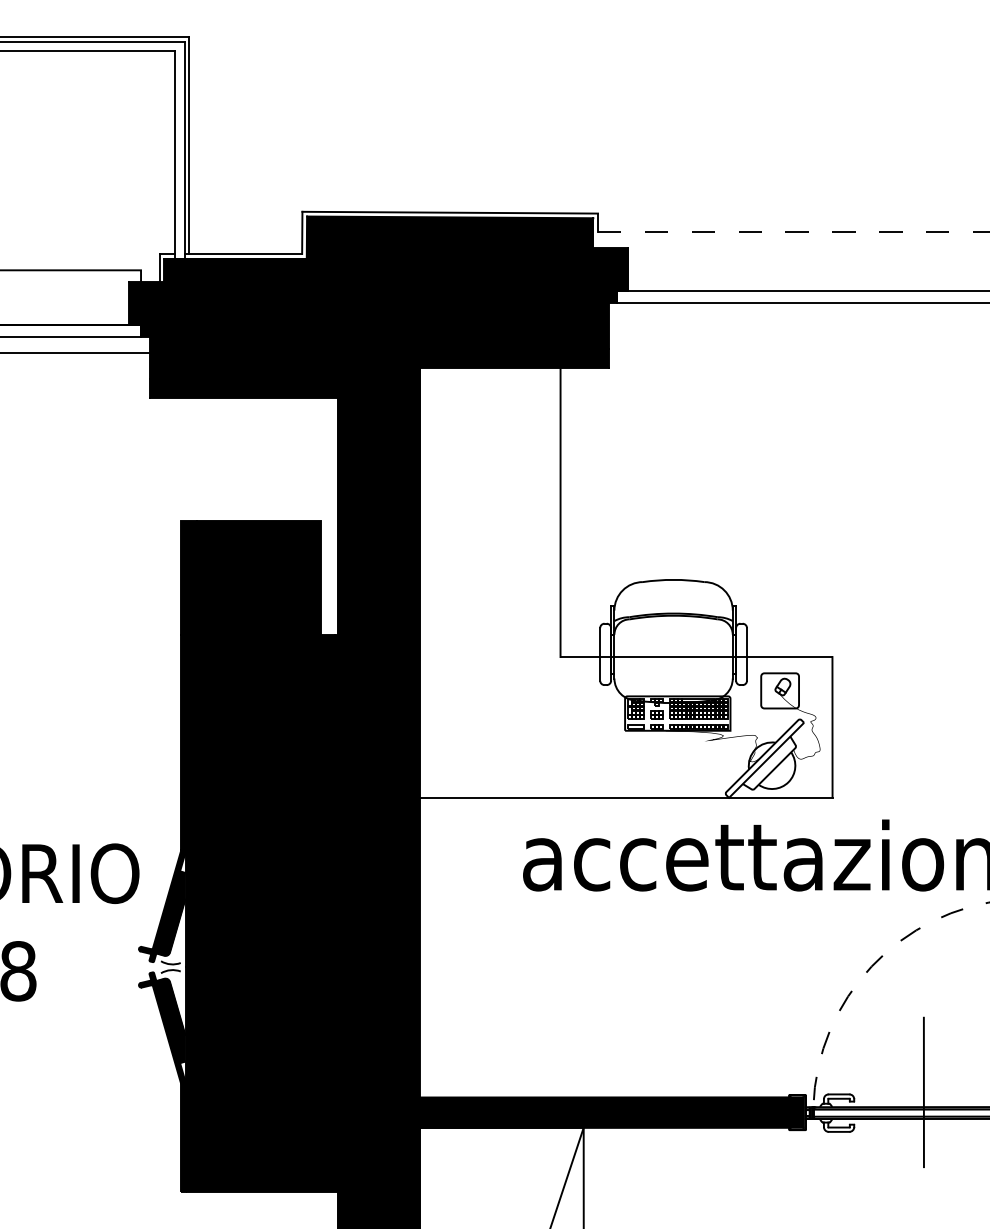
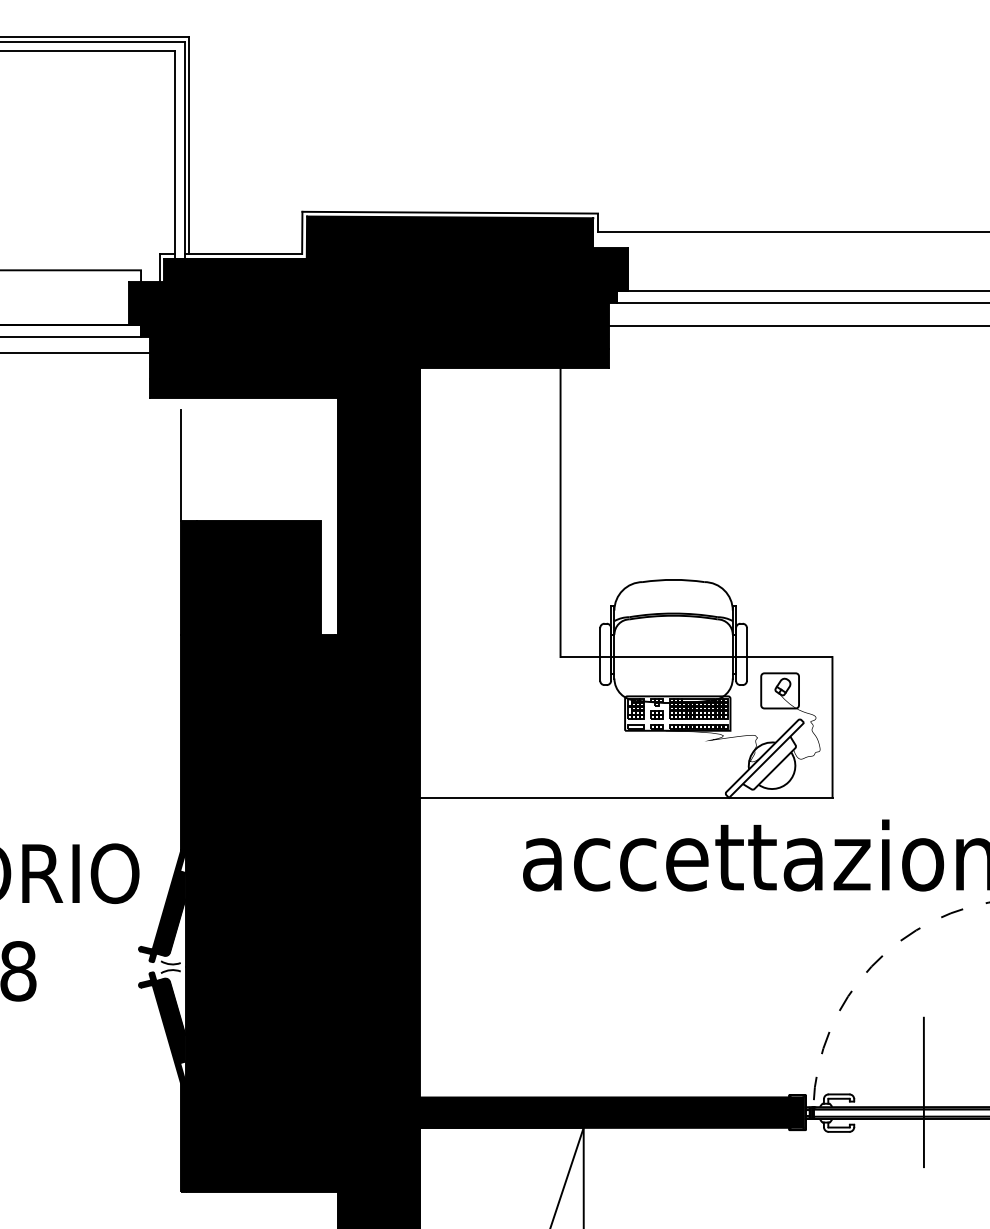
line: dashed -> solid (793, 231)
line: none -> present (797, 326)
line: none -> present (180, 464)
